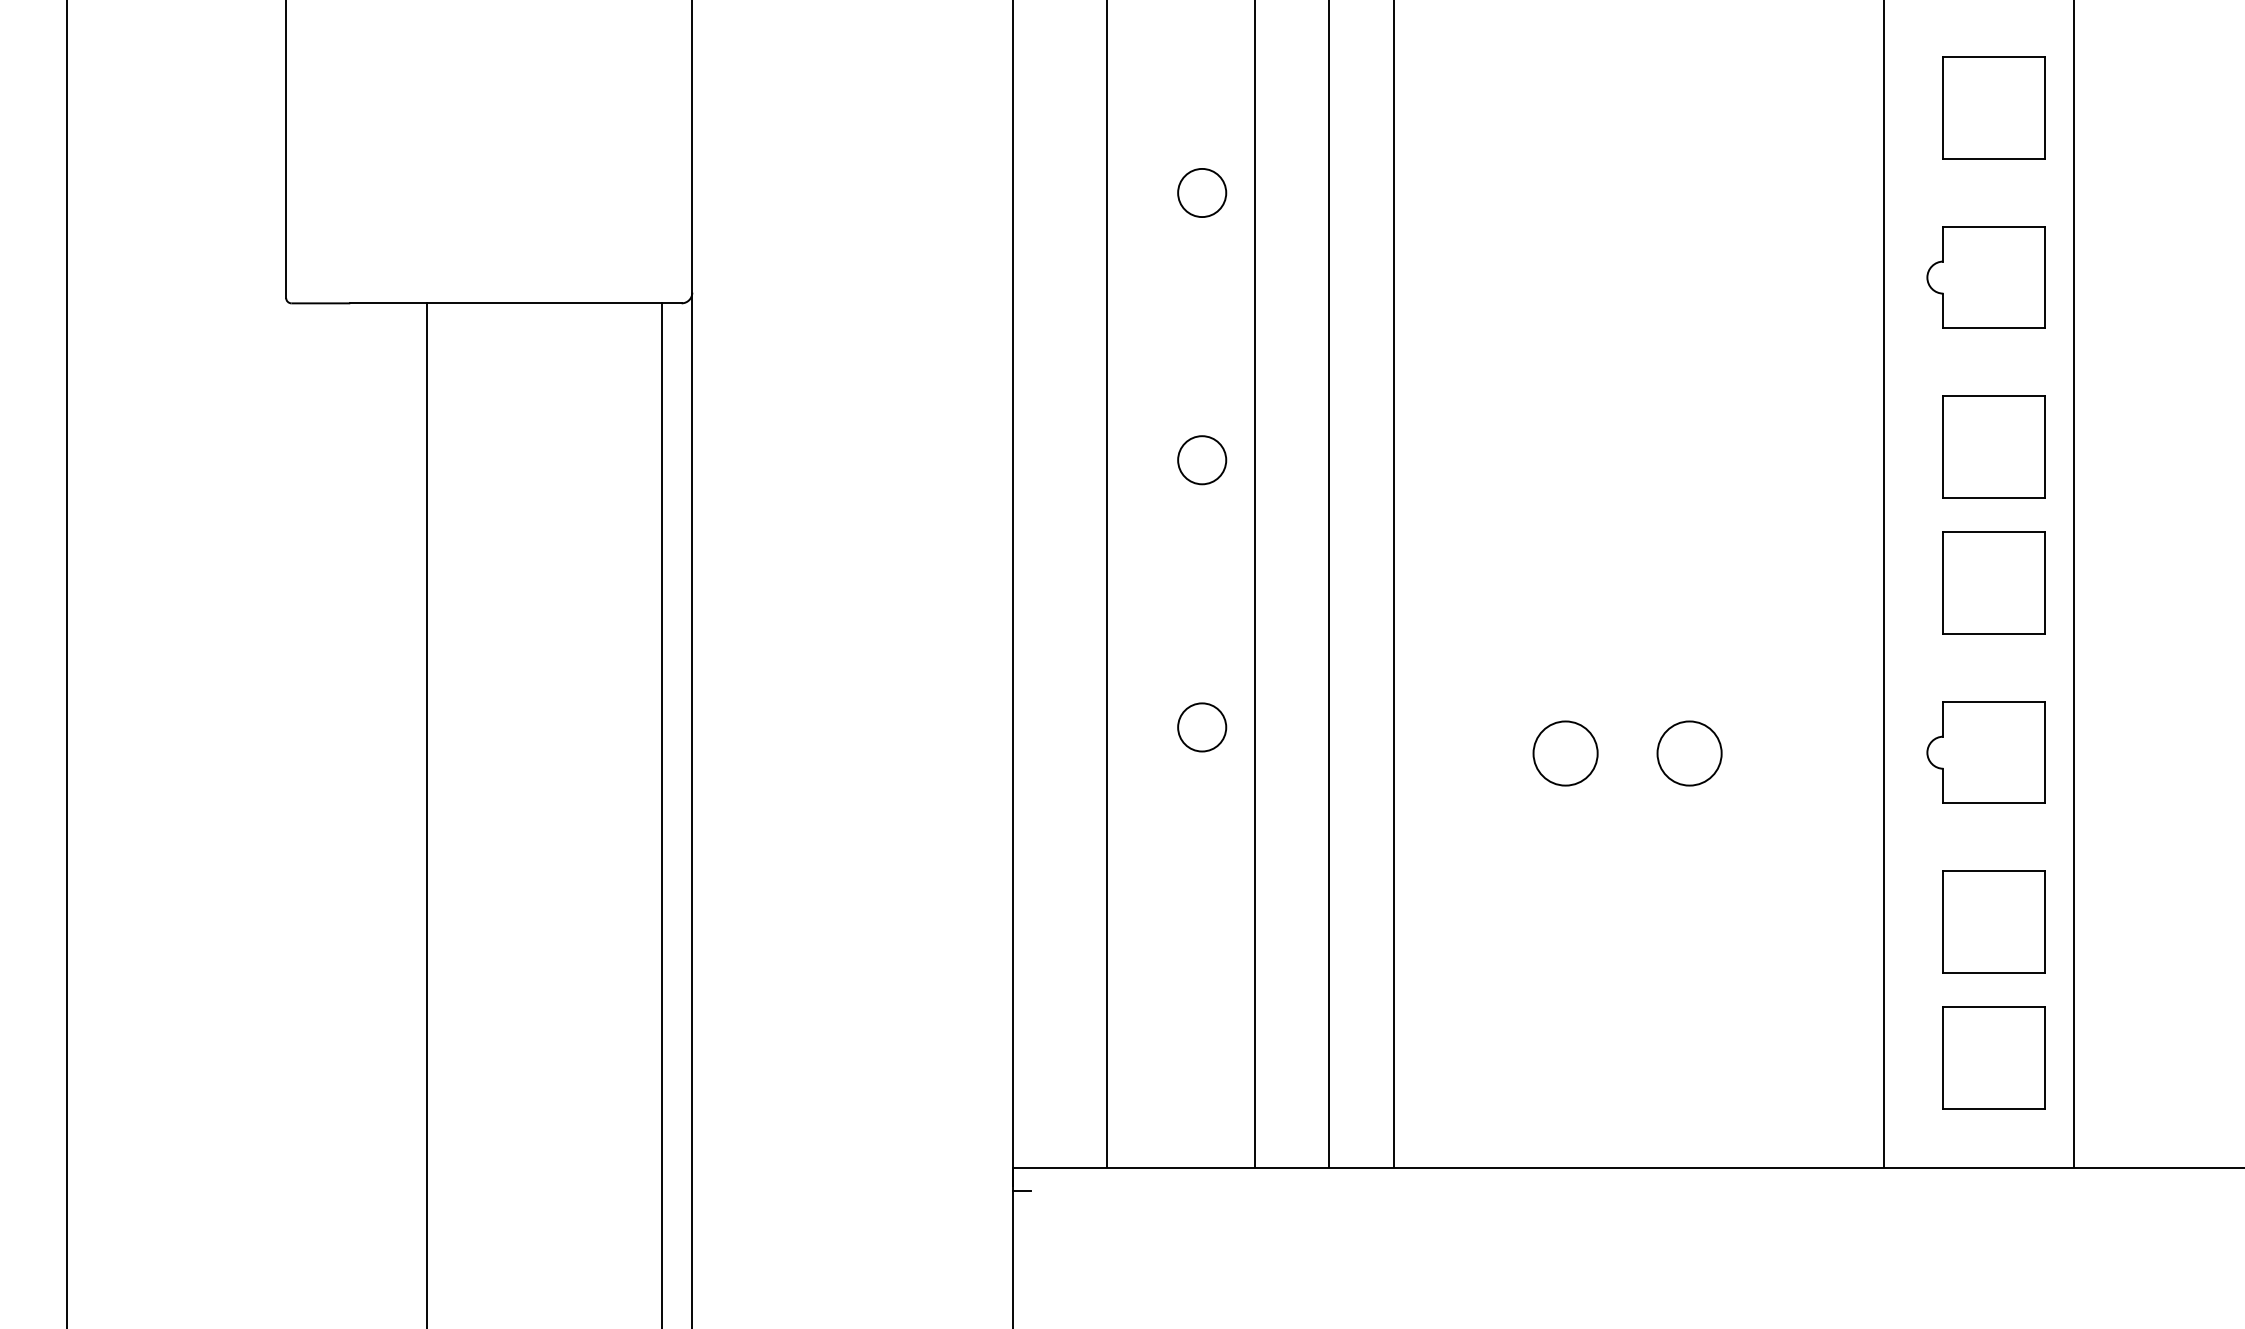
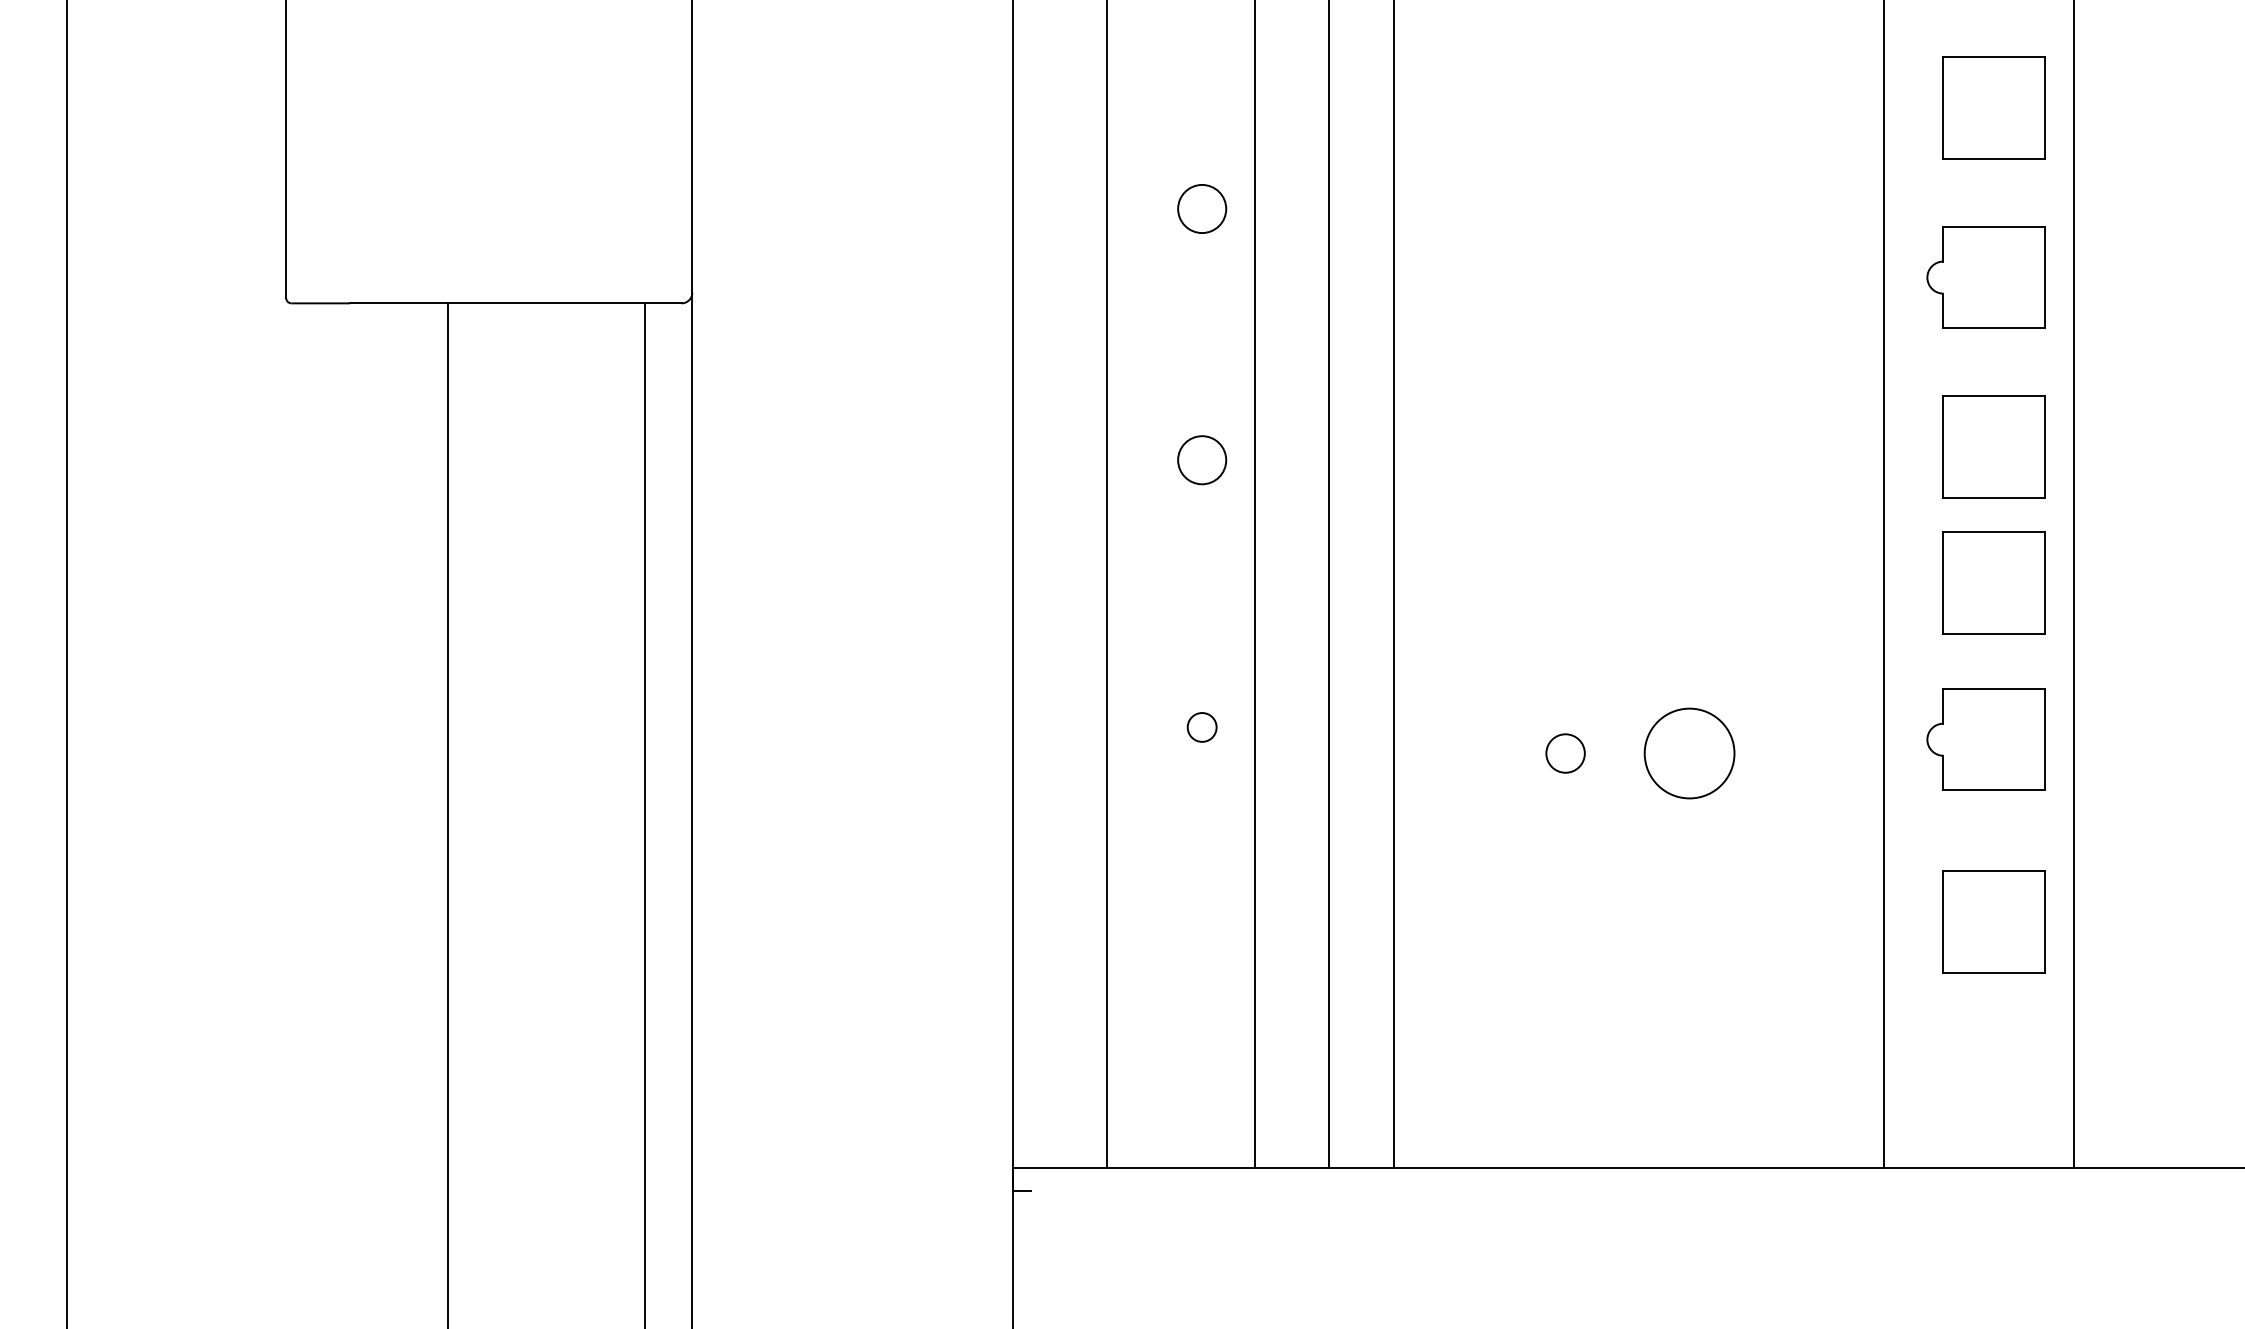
circle position: (1202, 192) -> (1202, 208) (1202, 208)
circle diameter: 48 px -> 29 px (1201, 727)
part position: (1985, 752) -> (1985, 739) (1985, 739)
circle diameter: 64 px -> 38 px (1565, 753)
circle diameter: 64 px -> 90 px (1689, 753)
line position: (427, 814) -> (448, 814) (448, 814)
line position: (662, 814) -> (645, 814) (645, 814)
part: present -> none (1993, 1057)
